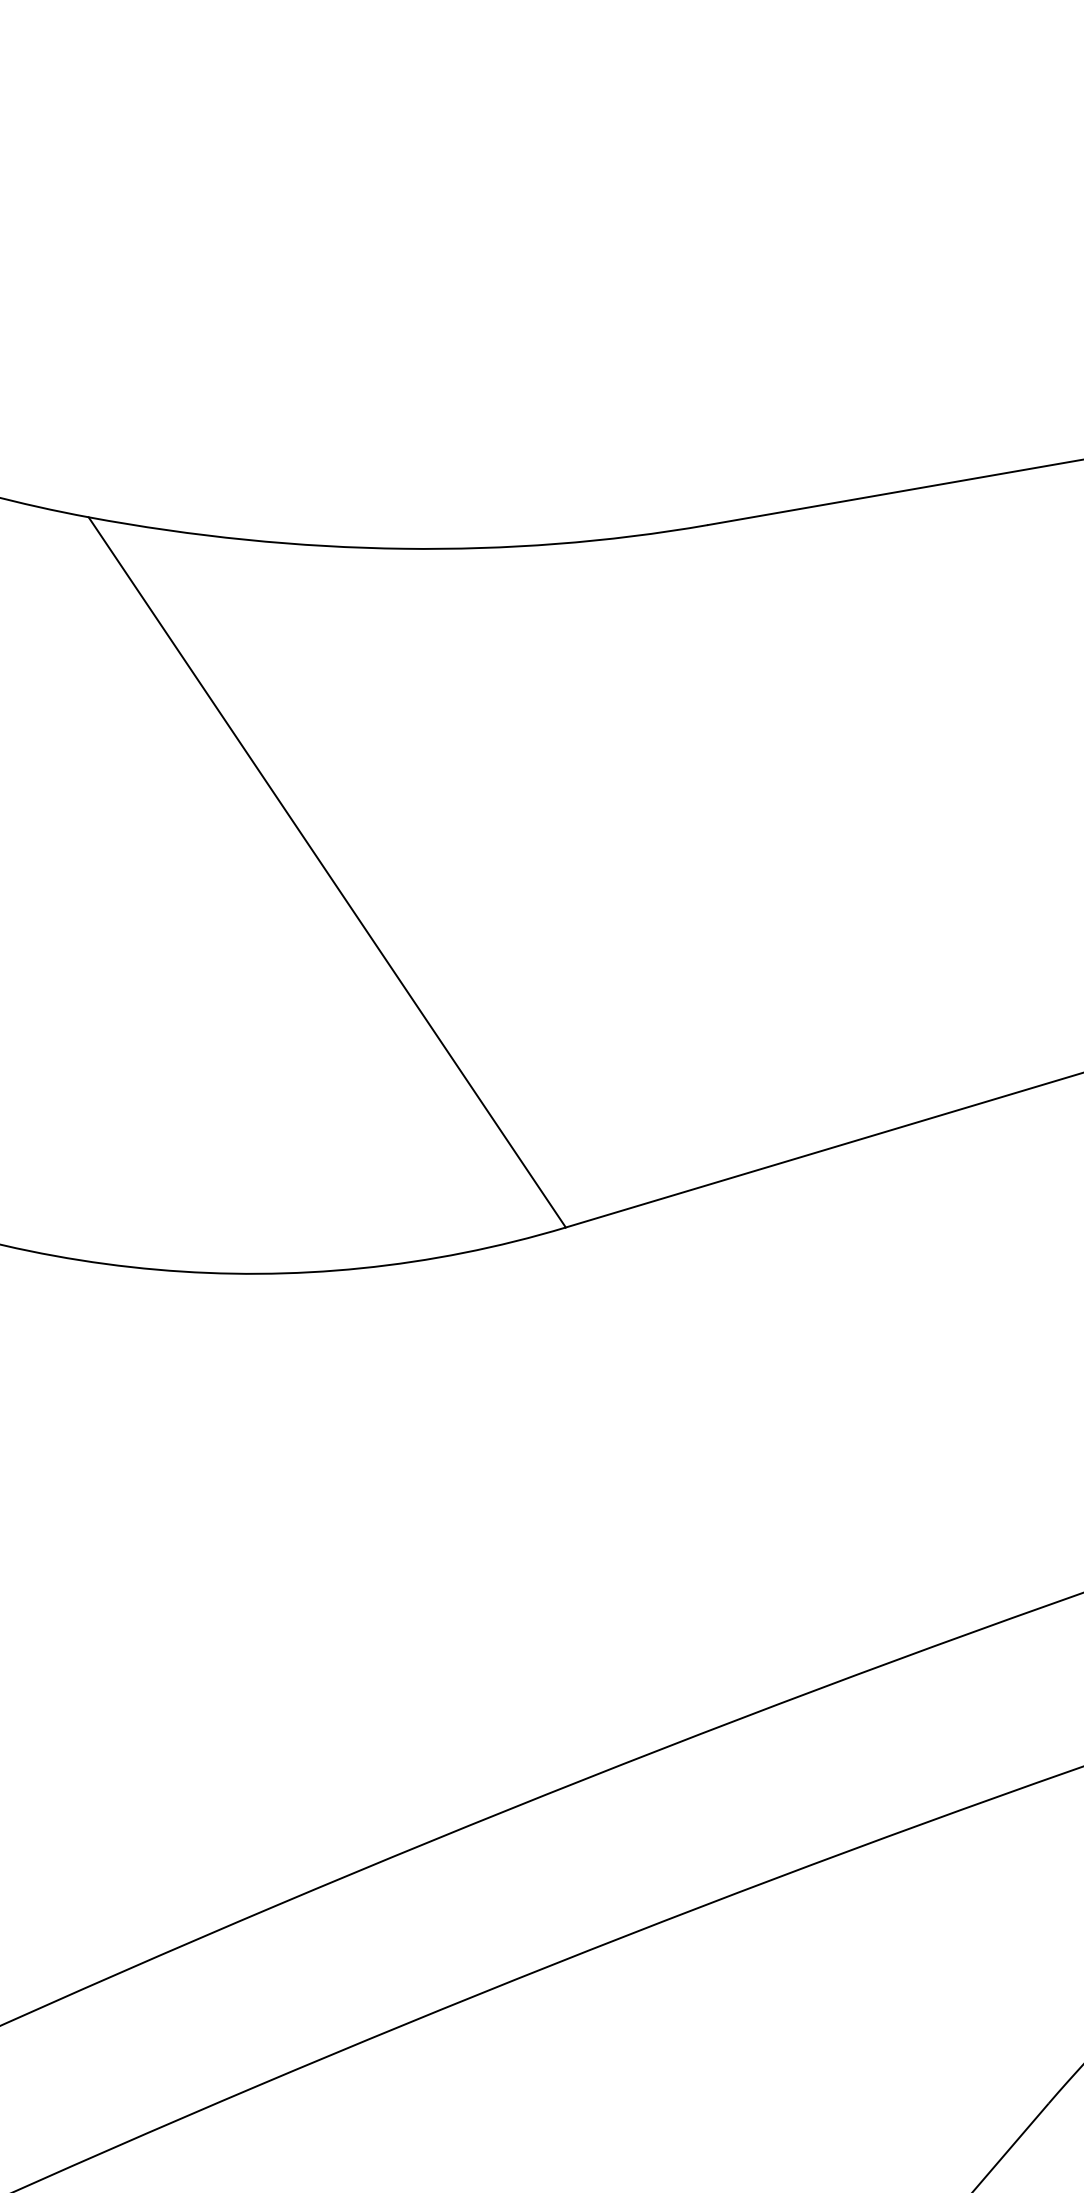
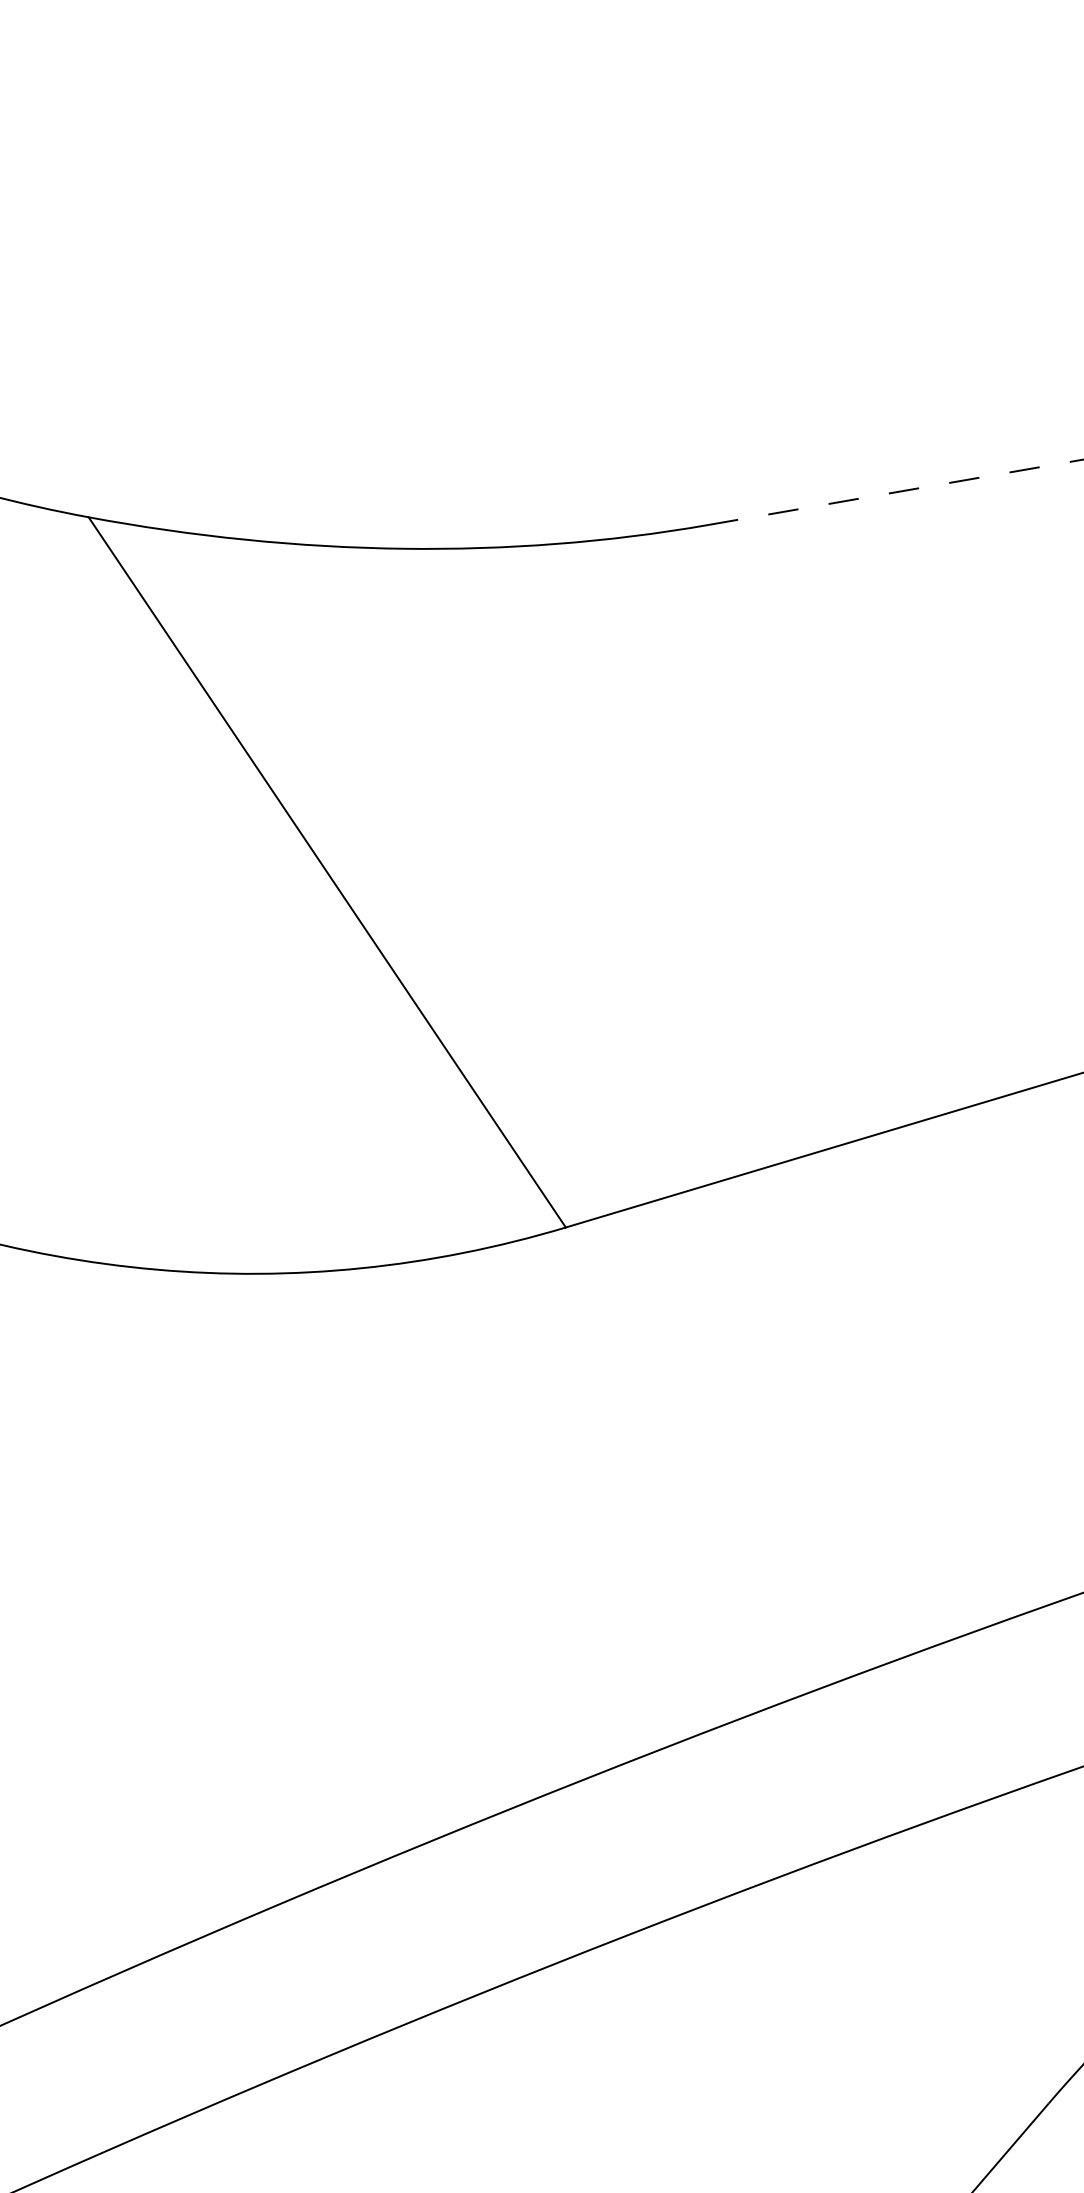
line: solid -> dashed (896, 492)
